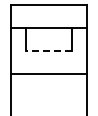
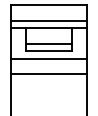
line: none -> present (48, 20)
line: none -> present (48, 43)
line: dashed -> solid (49, 51)
line: none -> present (48, 58)
